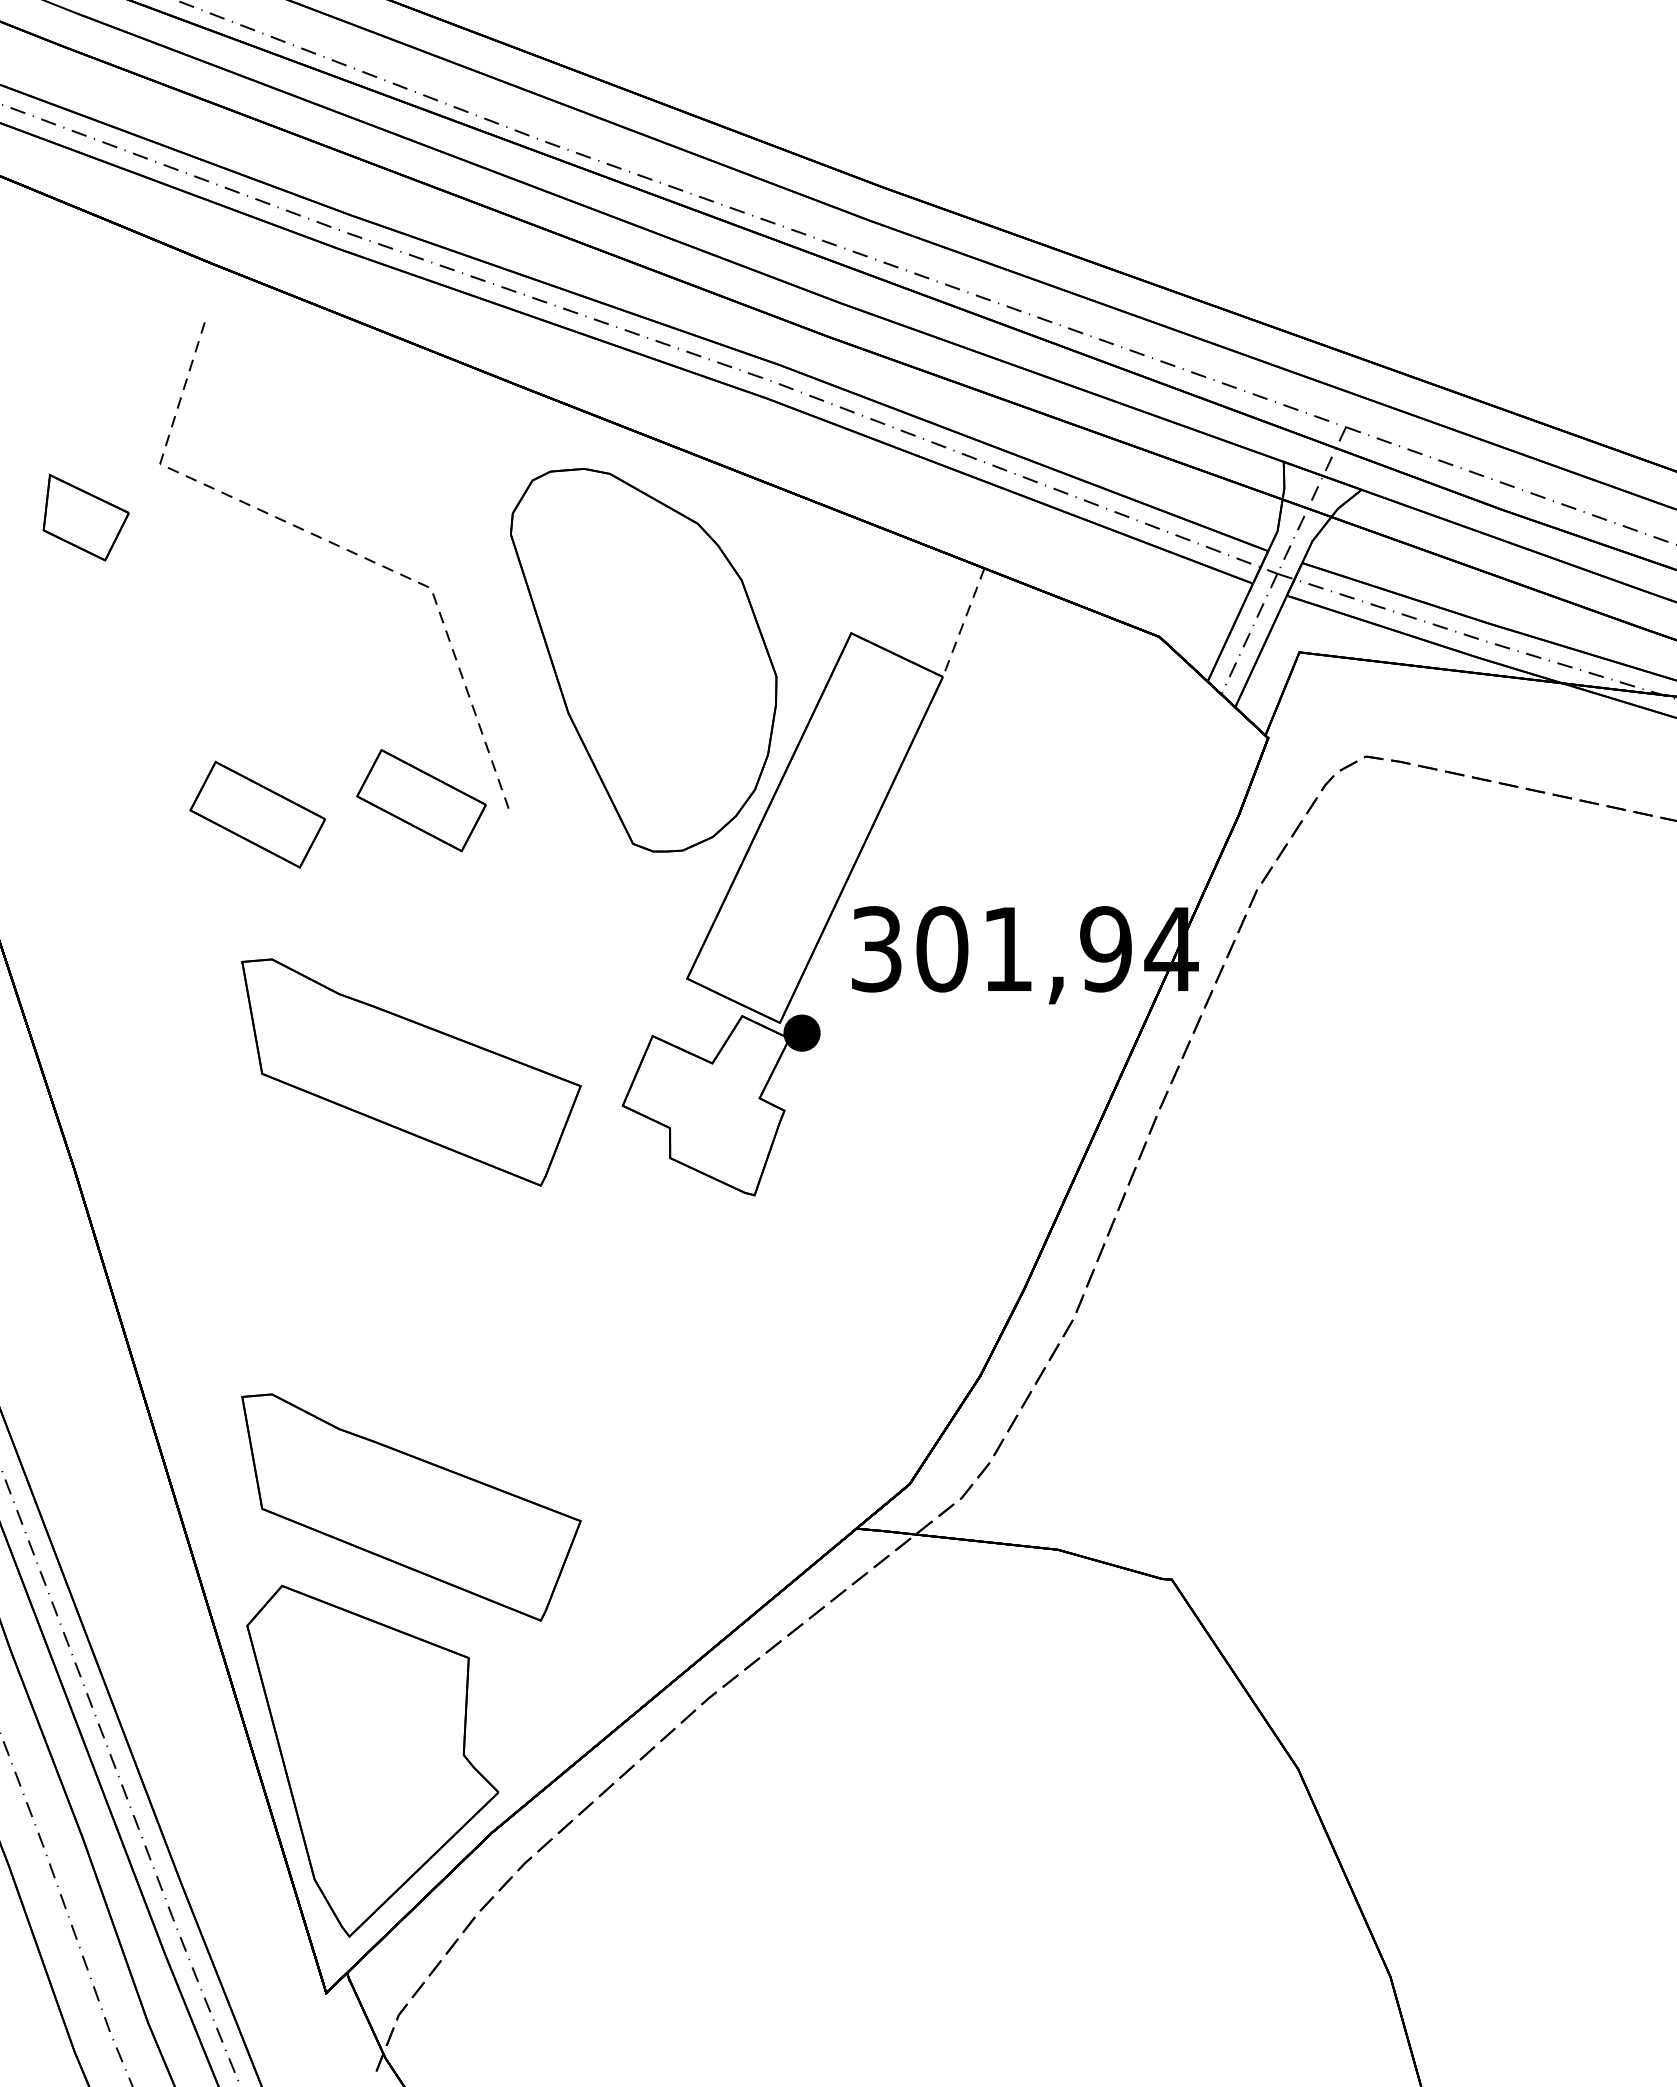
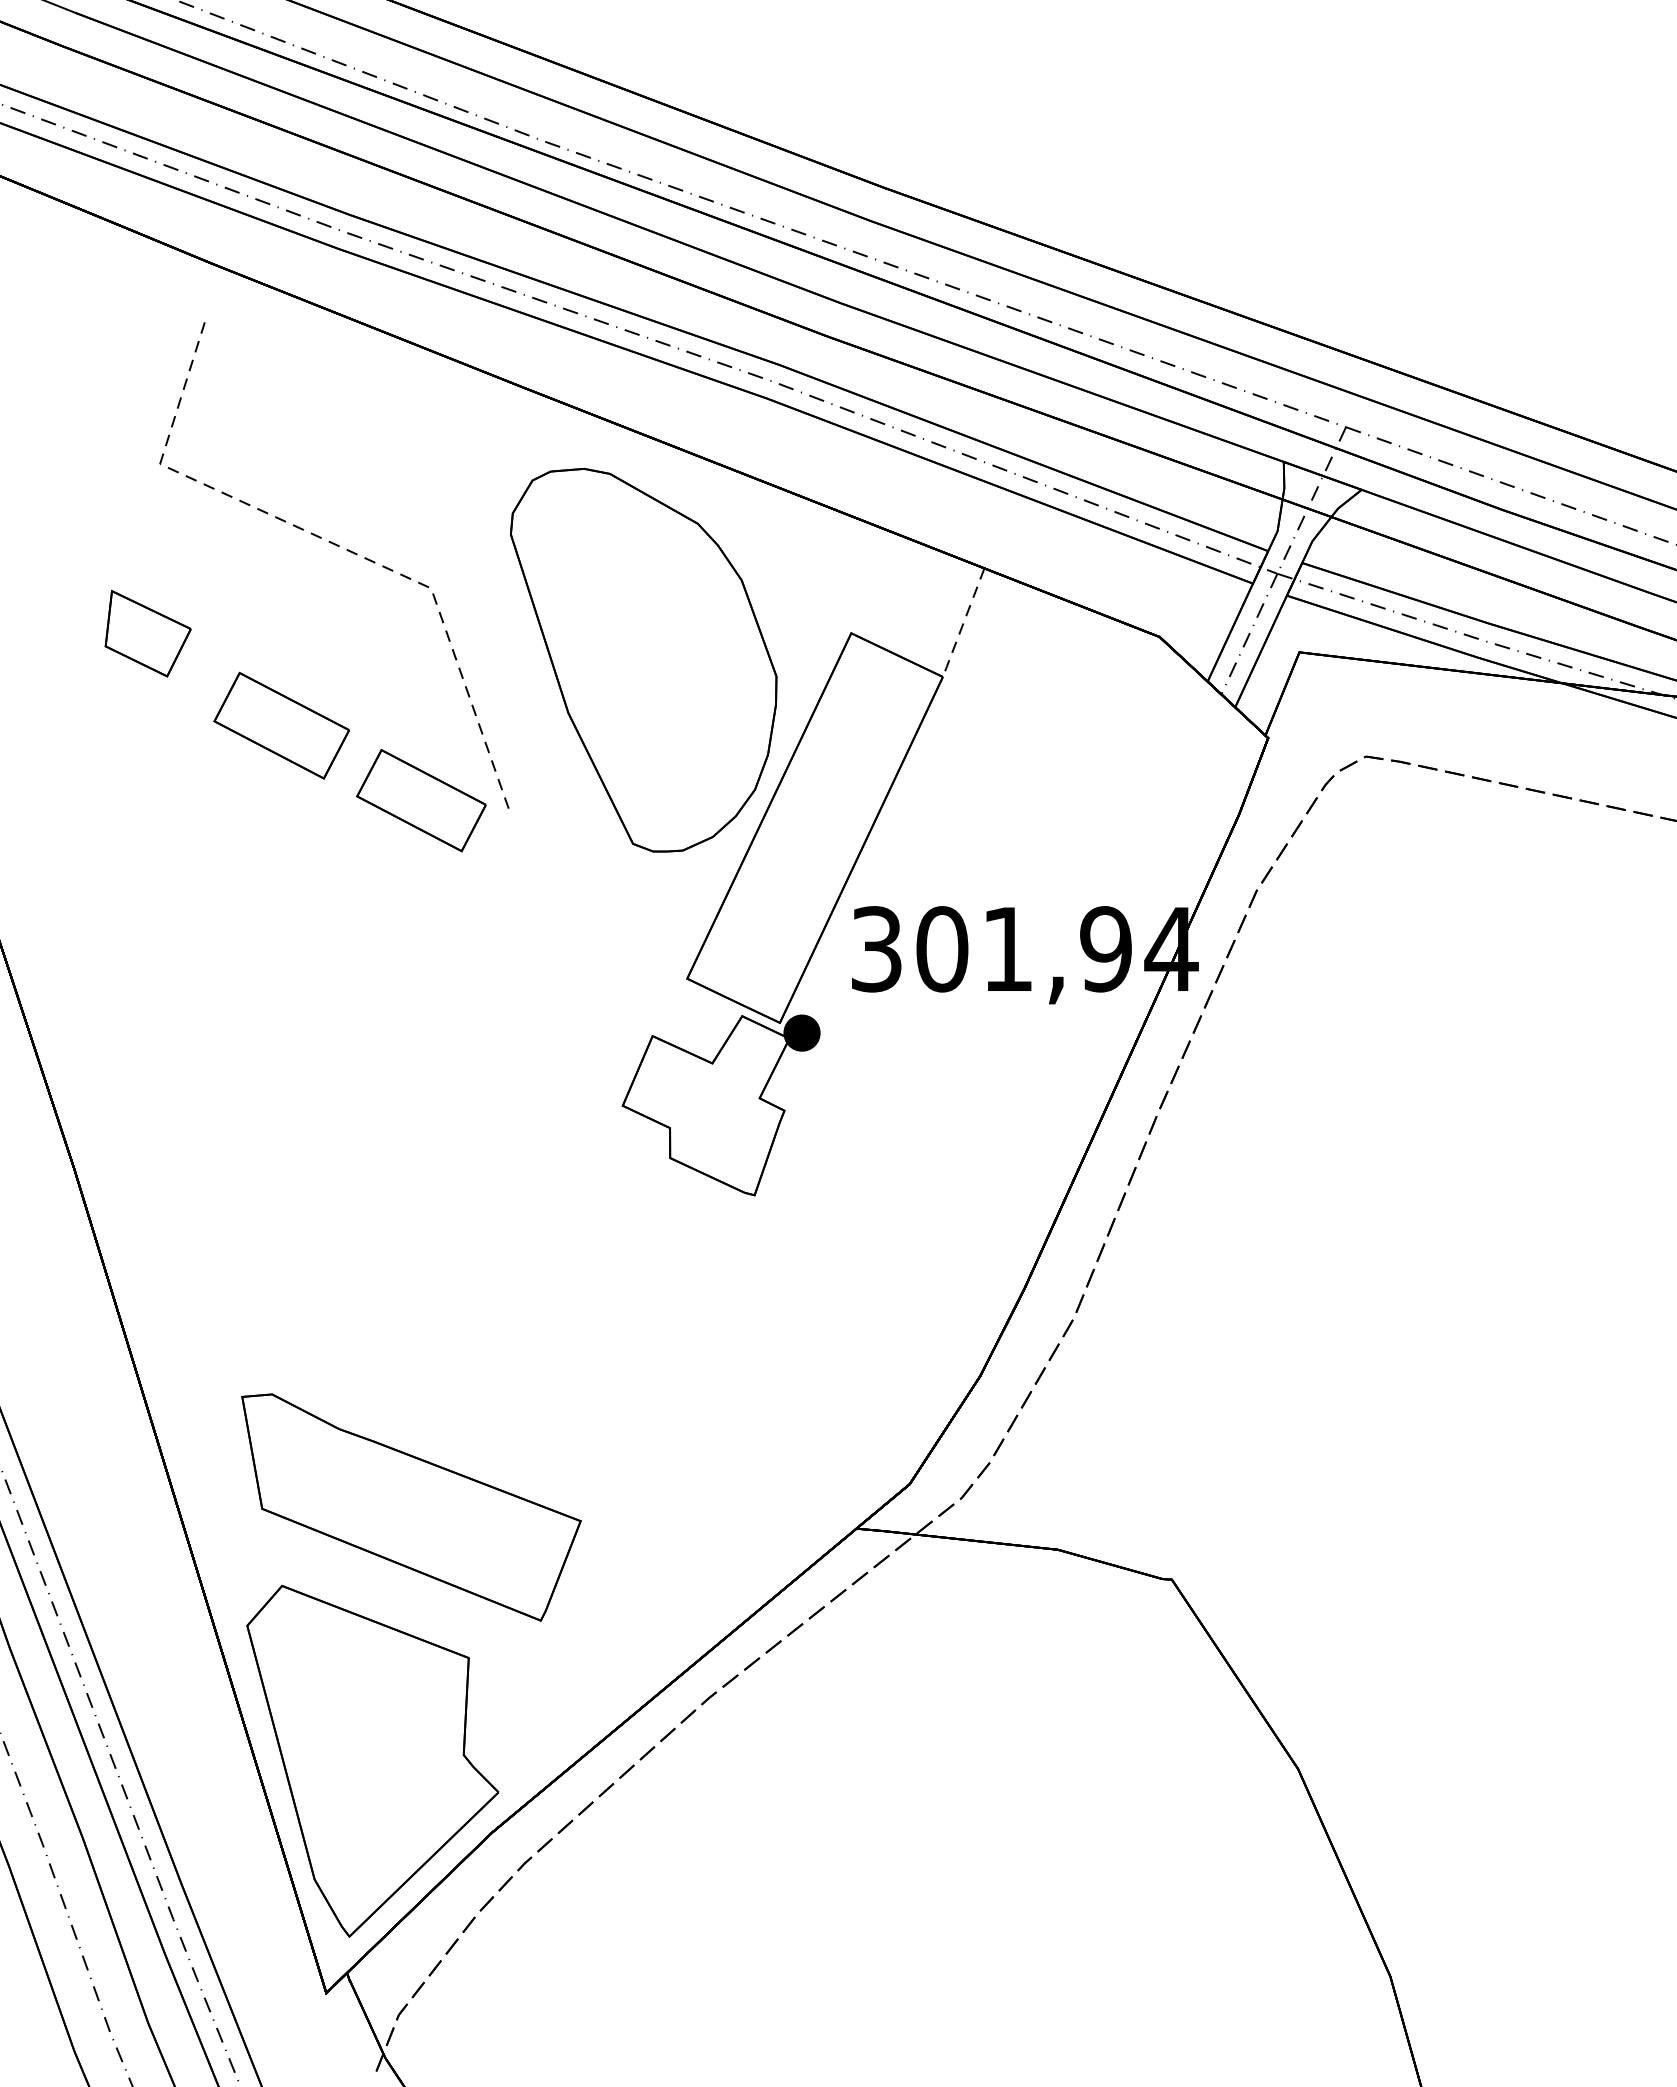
part position: (85, 517) -> (147, 633) (147, 633)
part position: (257, 814) -> (281, 725) (281, 725)
part: present -> none (411, 1072)
